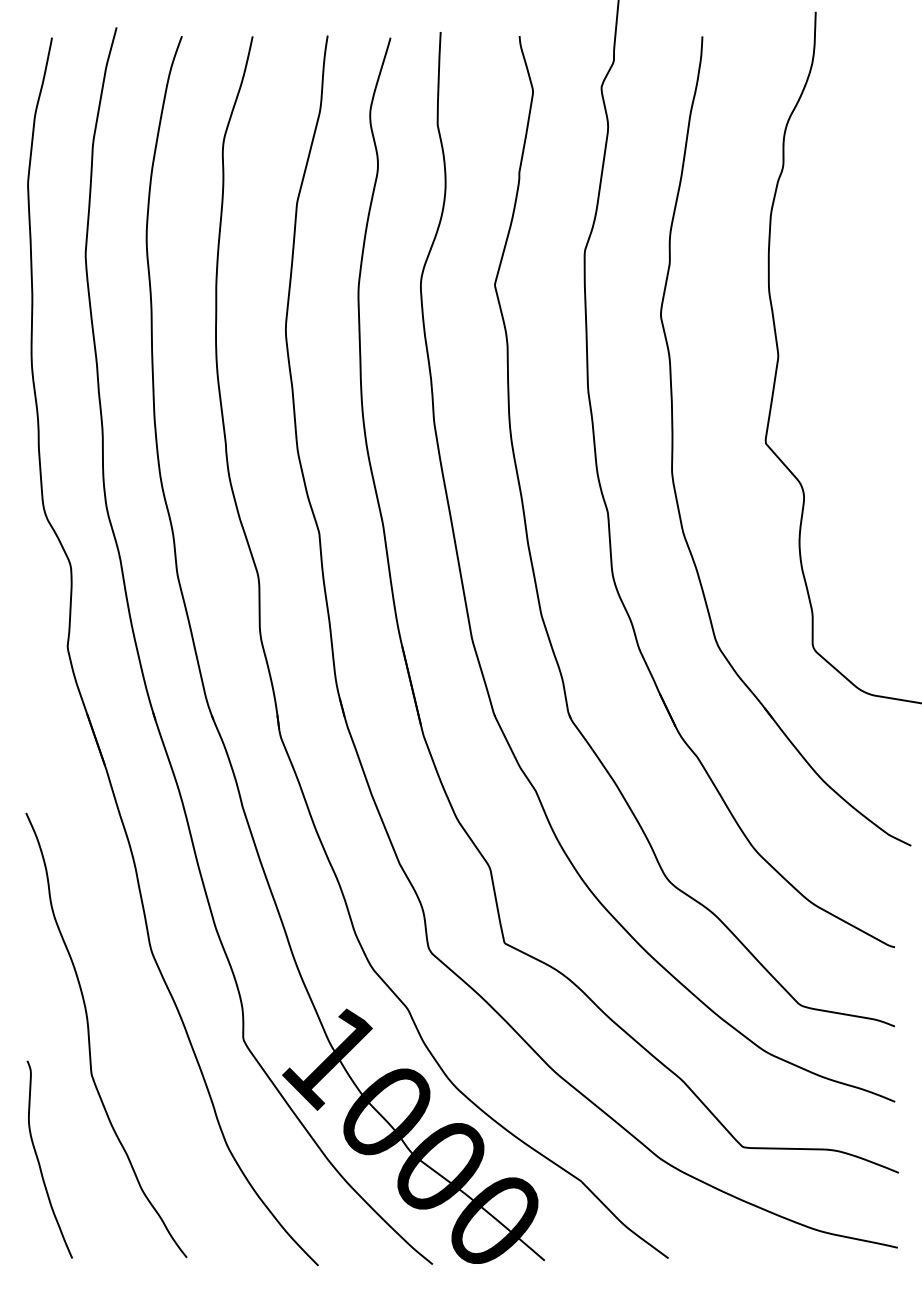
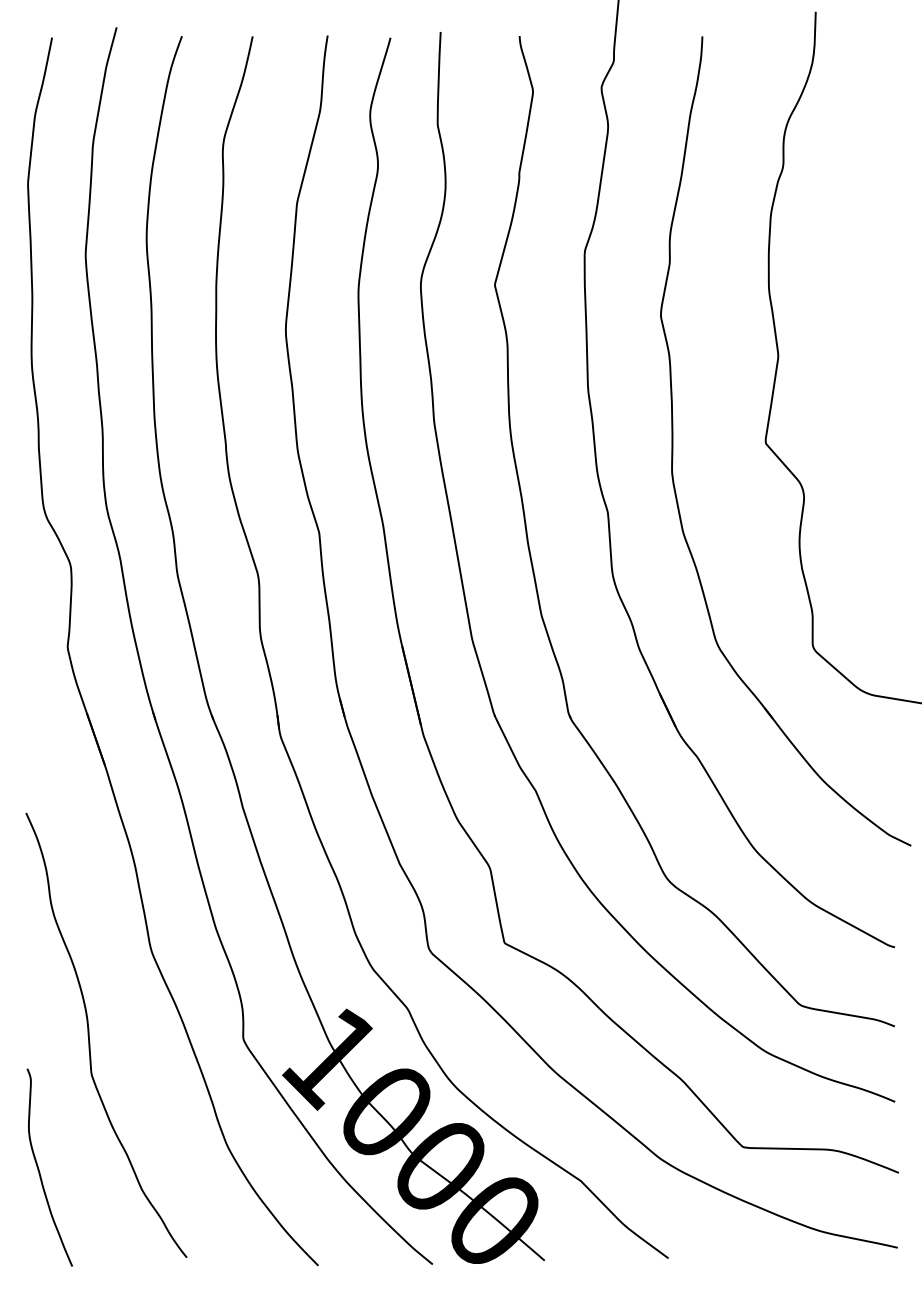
curve position: (39, 1160) -> (39, 1168) (39, 1168)
